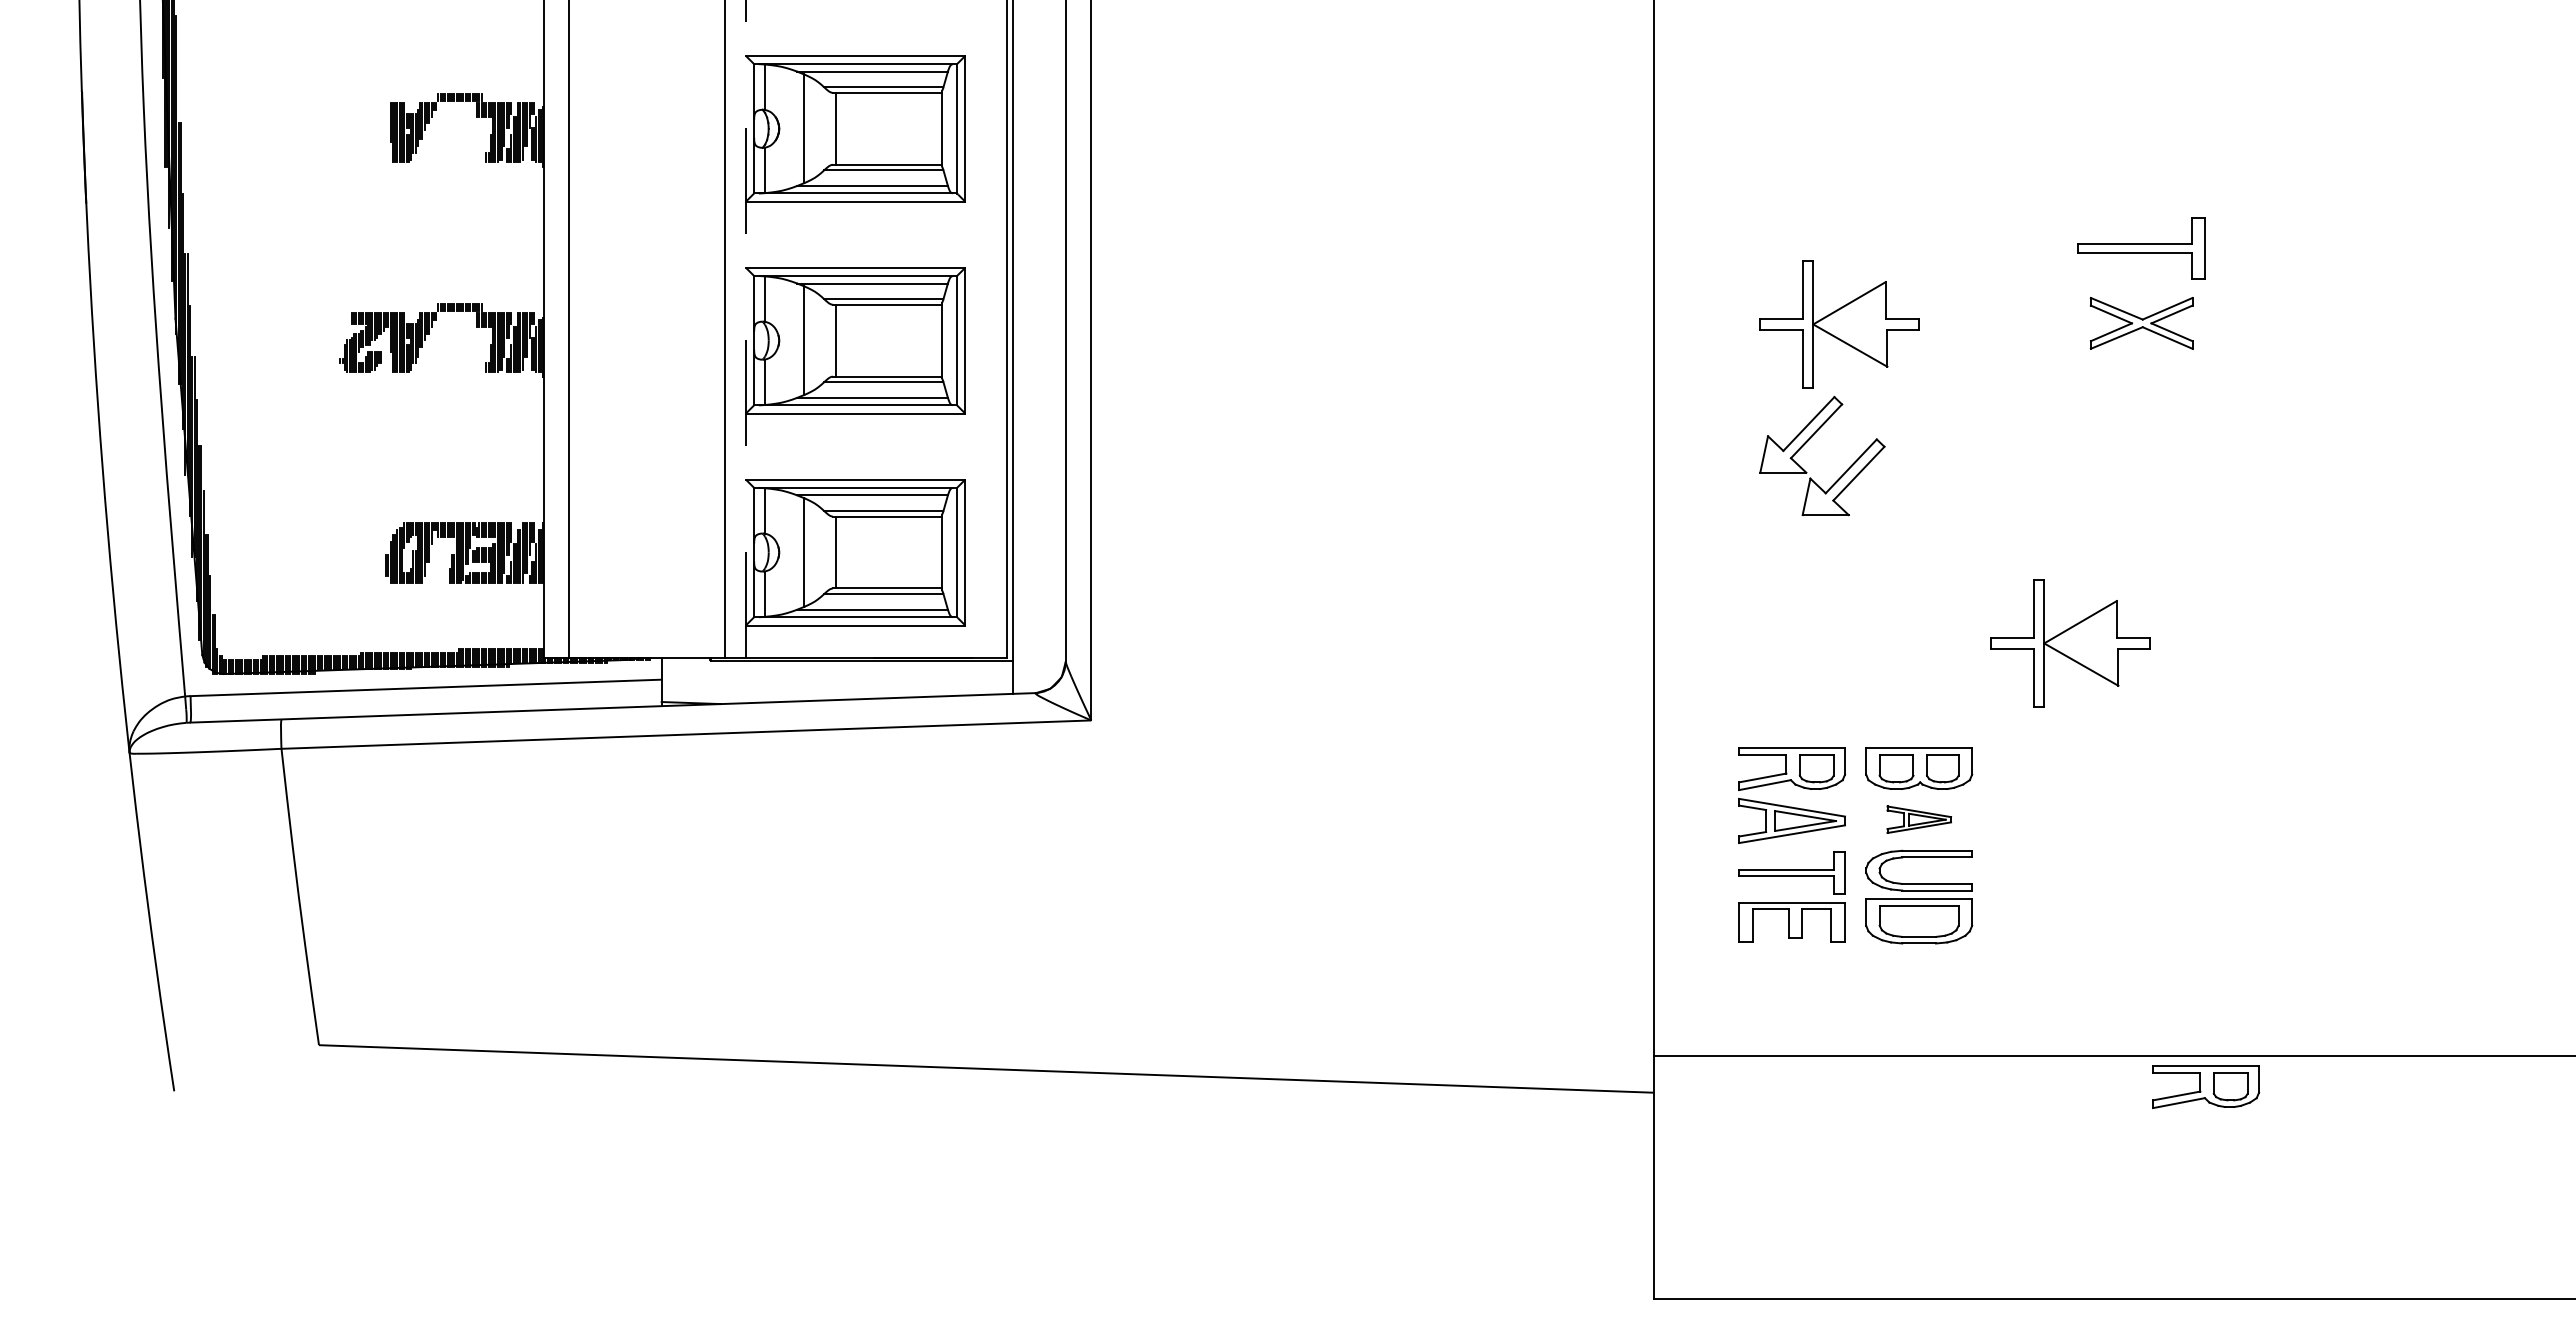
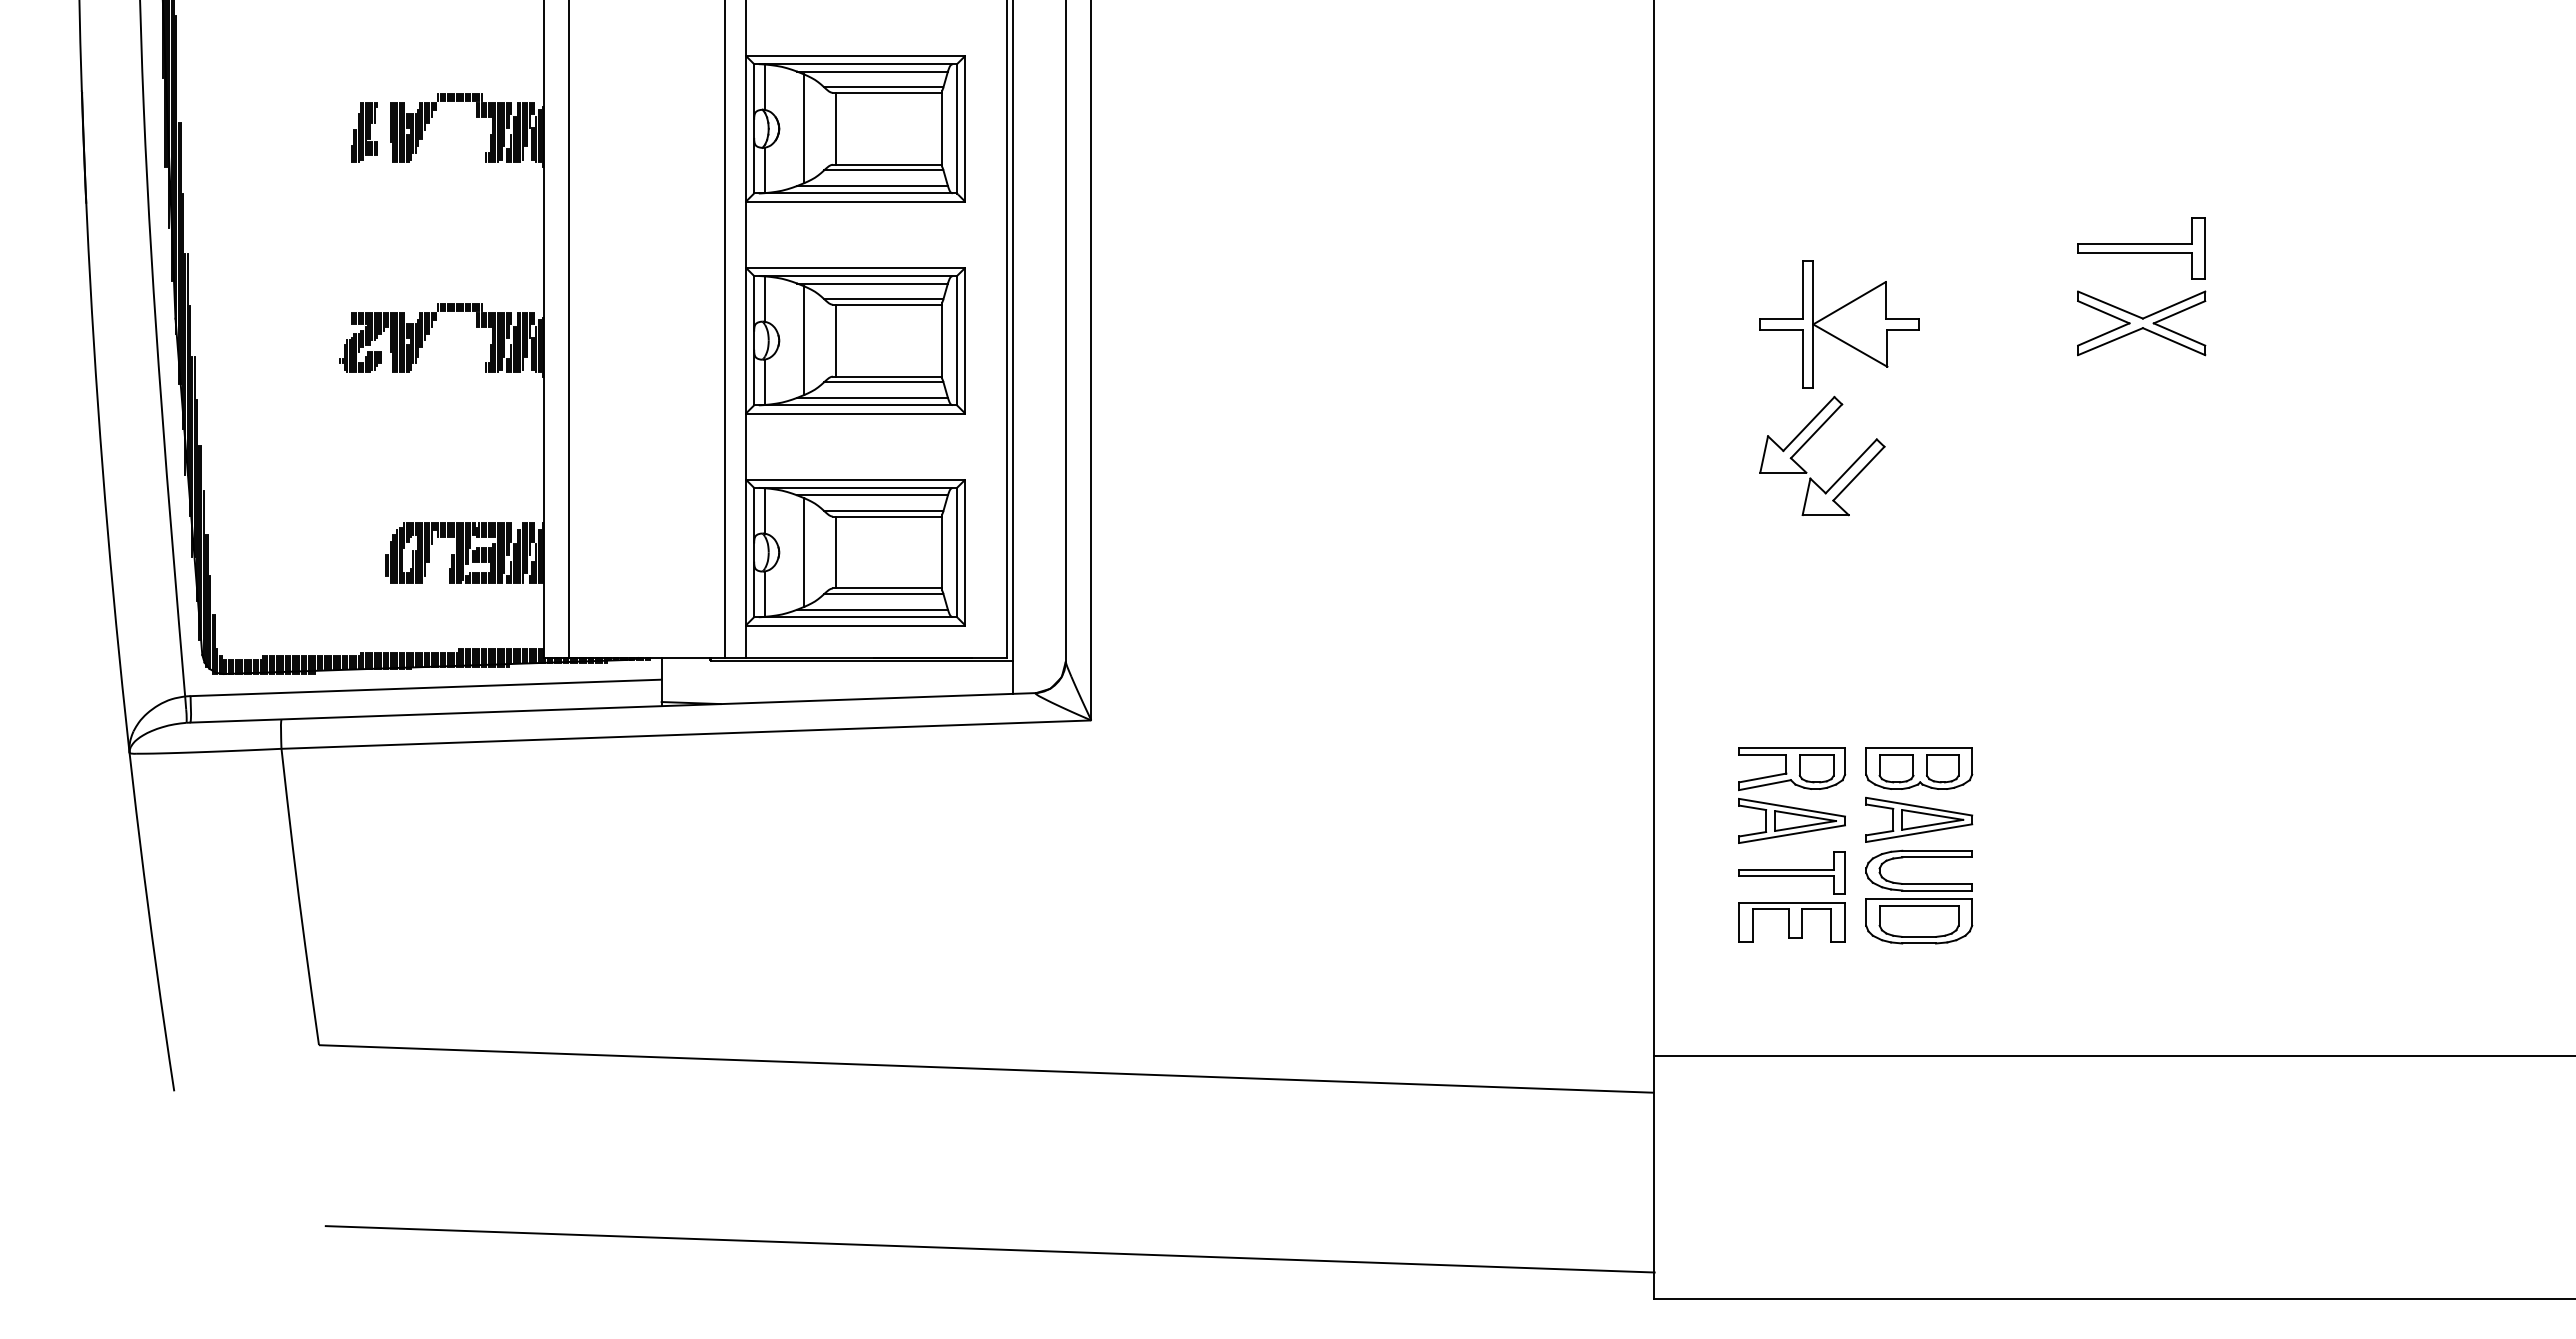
part: none -> present (364, 132)
part size: 105x53 px -> 130x67 px (2141, 323)
line: dashed -> solid (745, 329)
part: present -> none (2070, 643)
part size: 66x29 px -> 109x47 px (1919, 819)
part: present -> none (2206, 1086)
line: none -> present (989, 1249)
